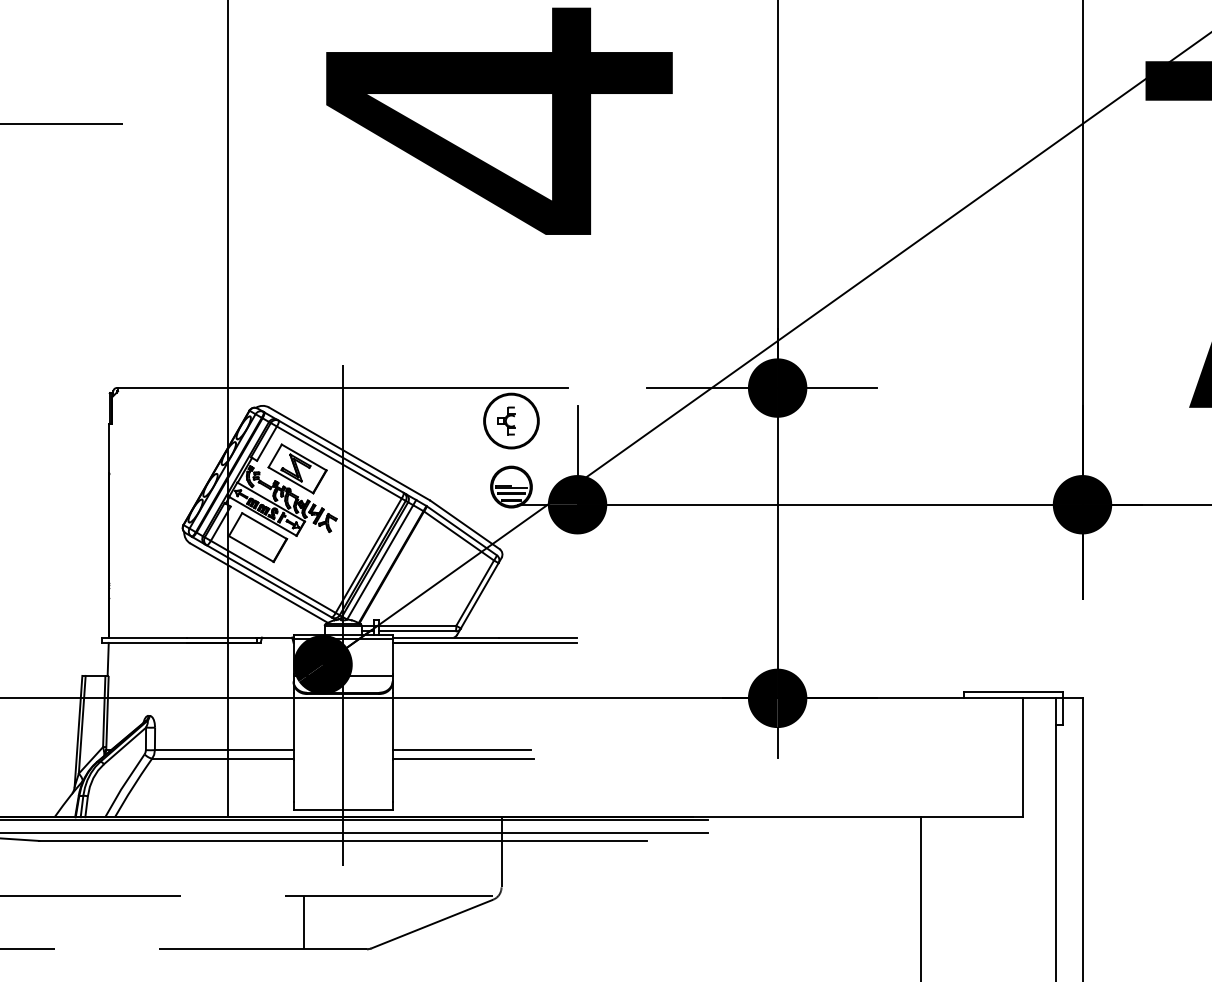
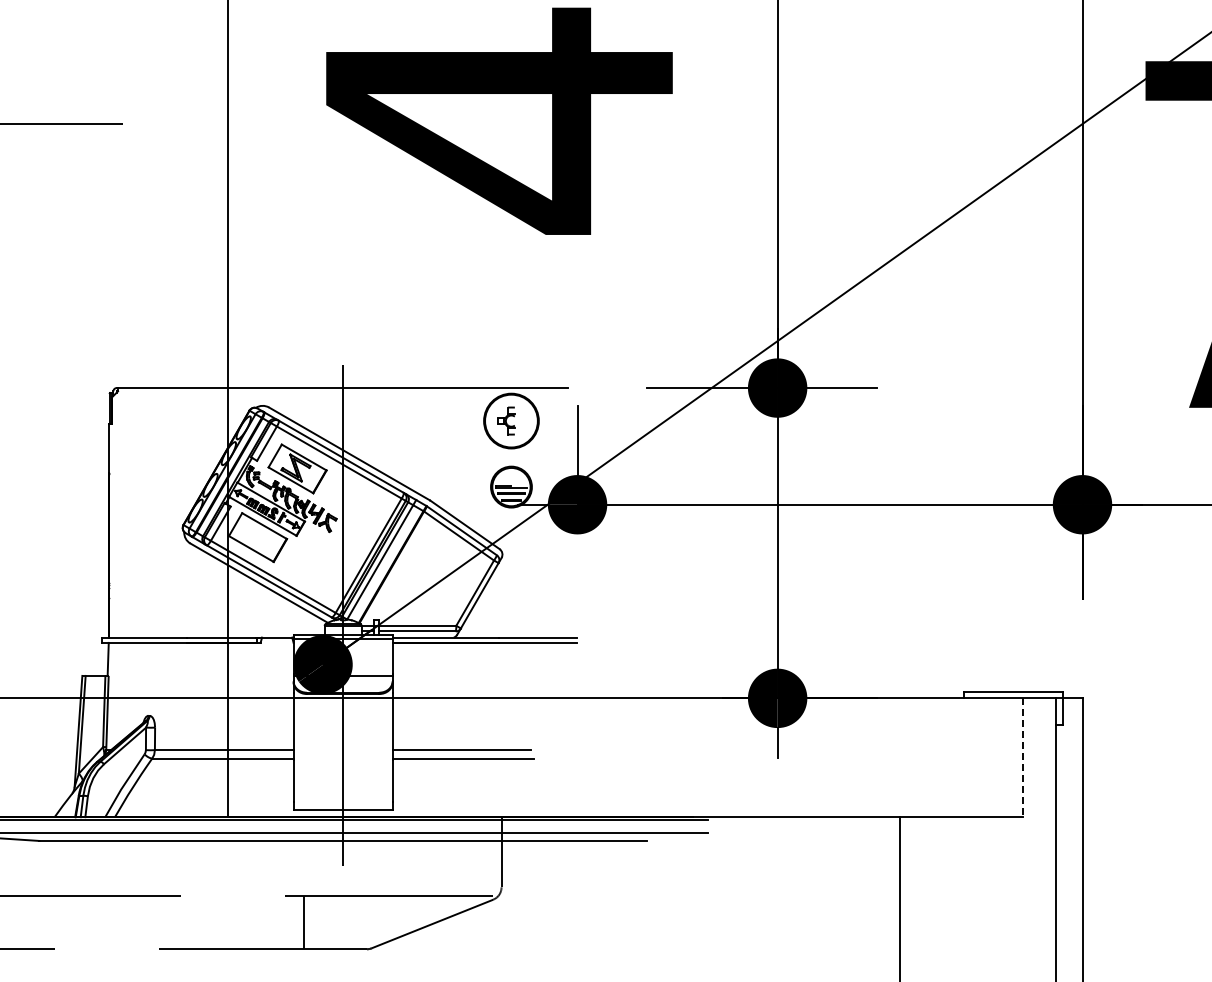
line: solid -> dashed (1023, 758)
line position: (920, 897) -> (899, 897) (899, 897)
